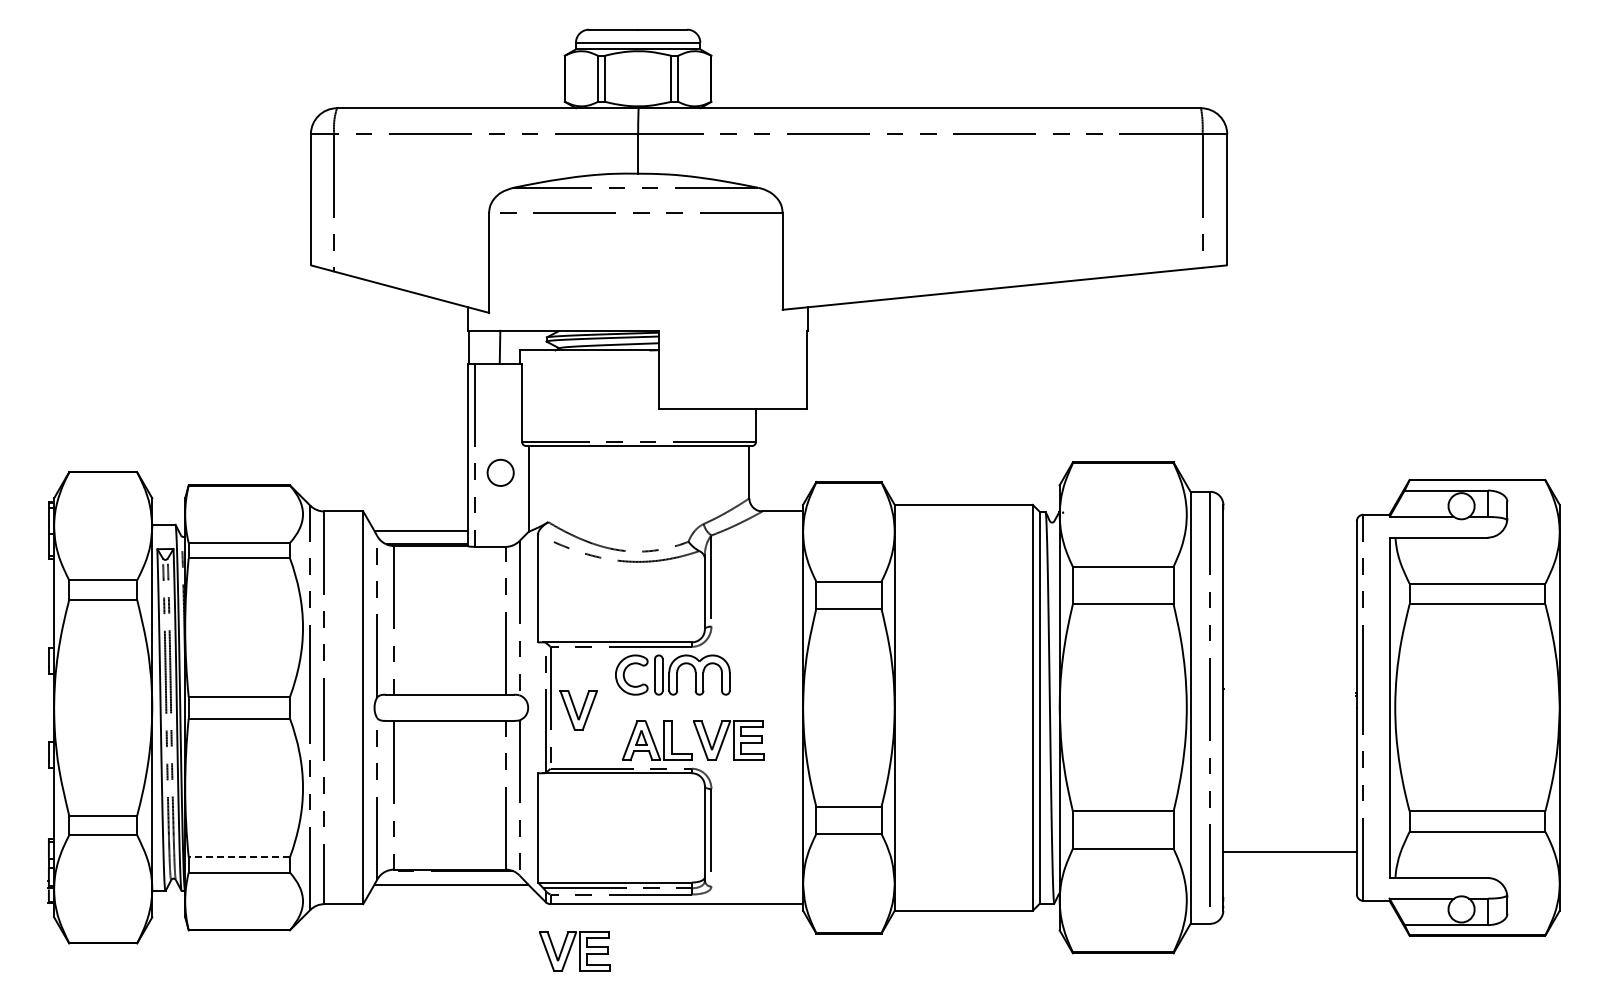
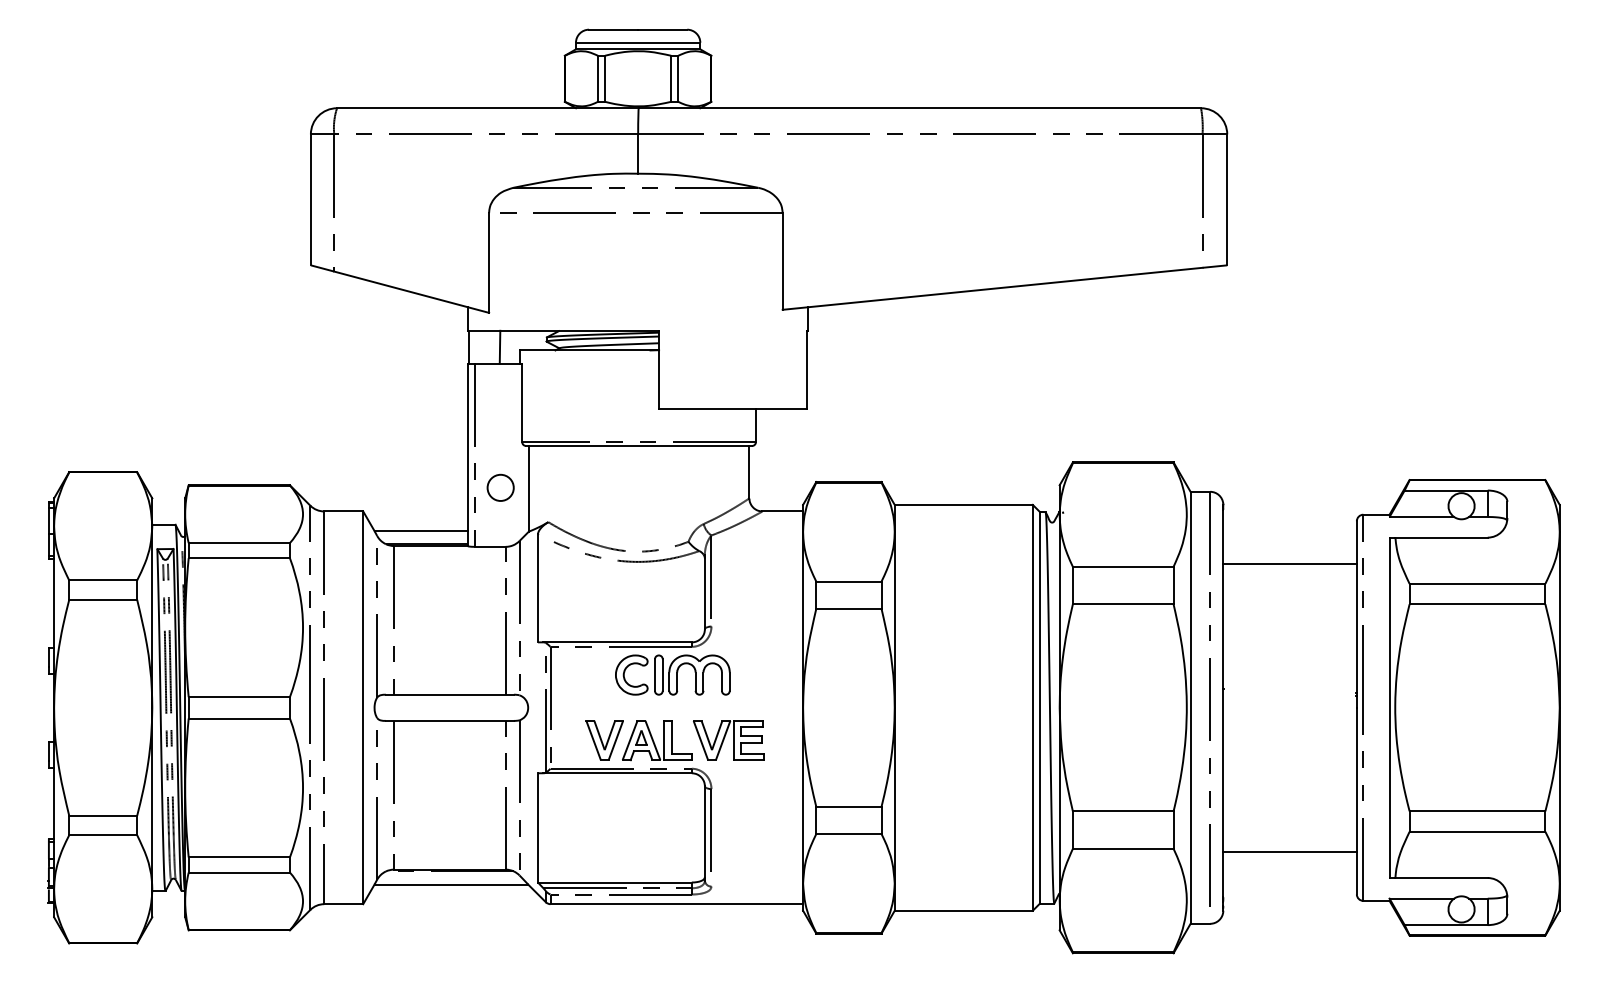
circle position: (500, 472) -> (500, 487) (500, 487)
line: none -> present (1289, 563)
part position: (578, 710) -> (604, 740) (604, 740)
line: dashed -> solid (239, 857)
part: present -> none (574, 951)
